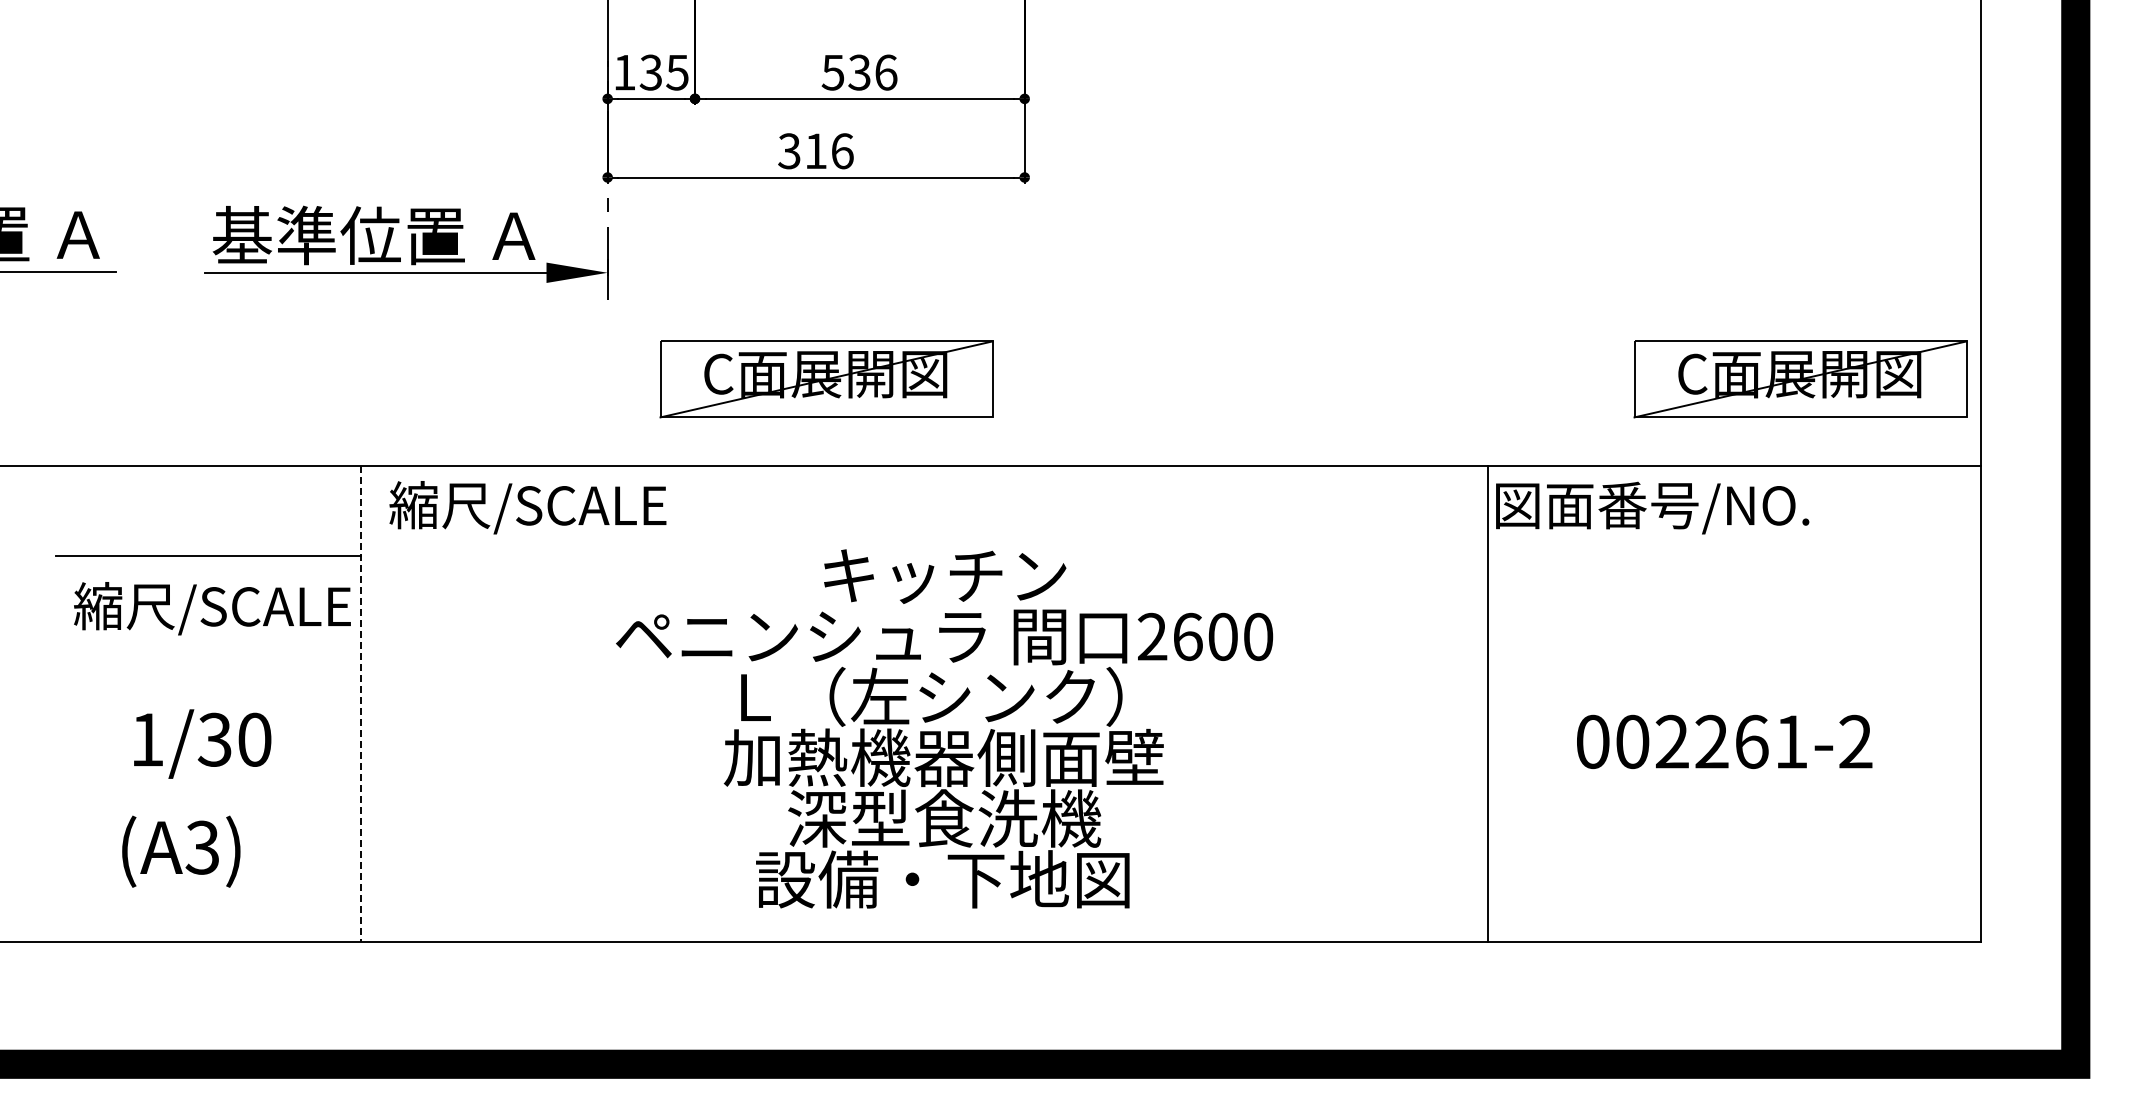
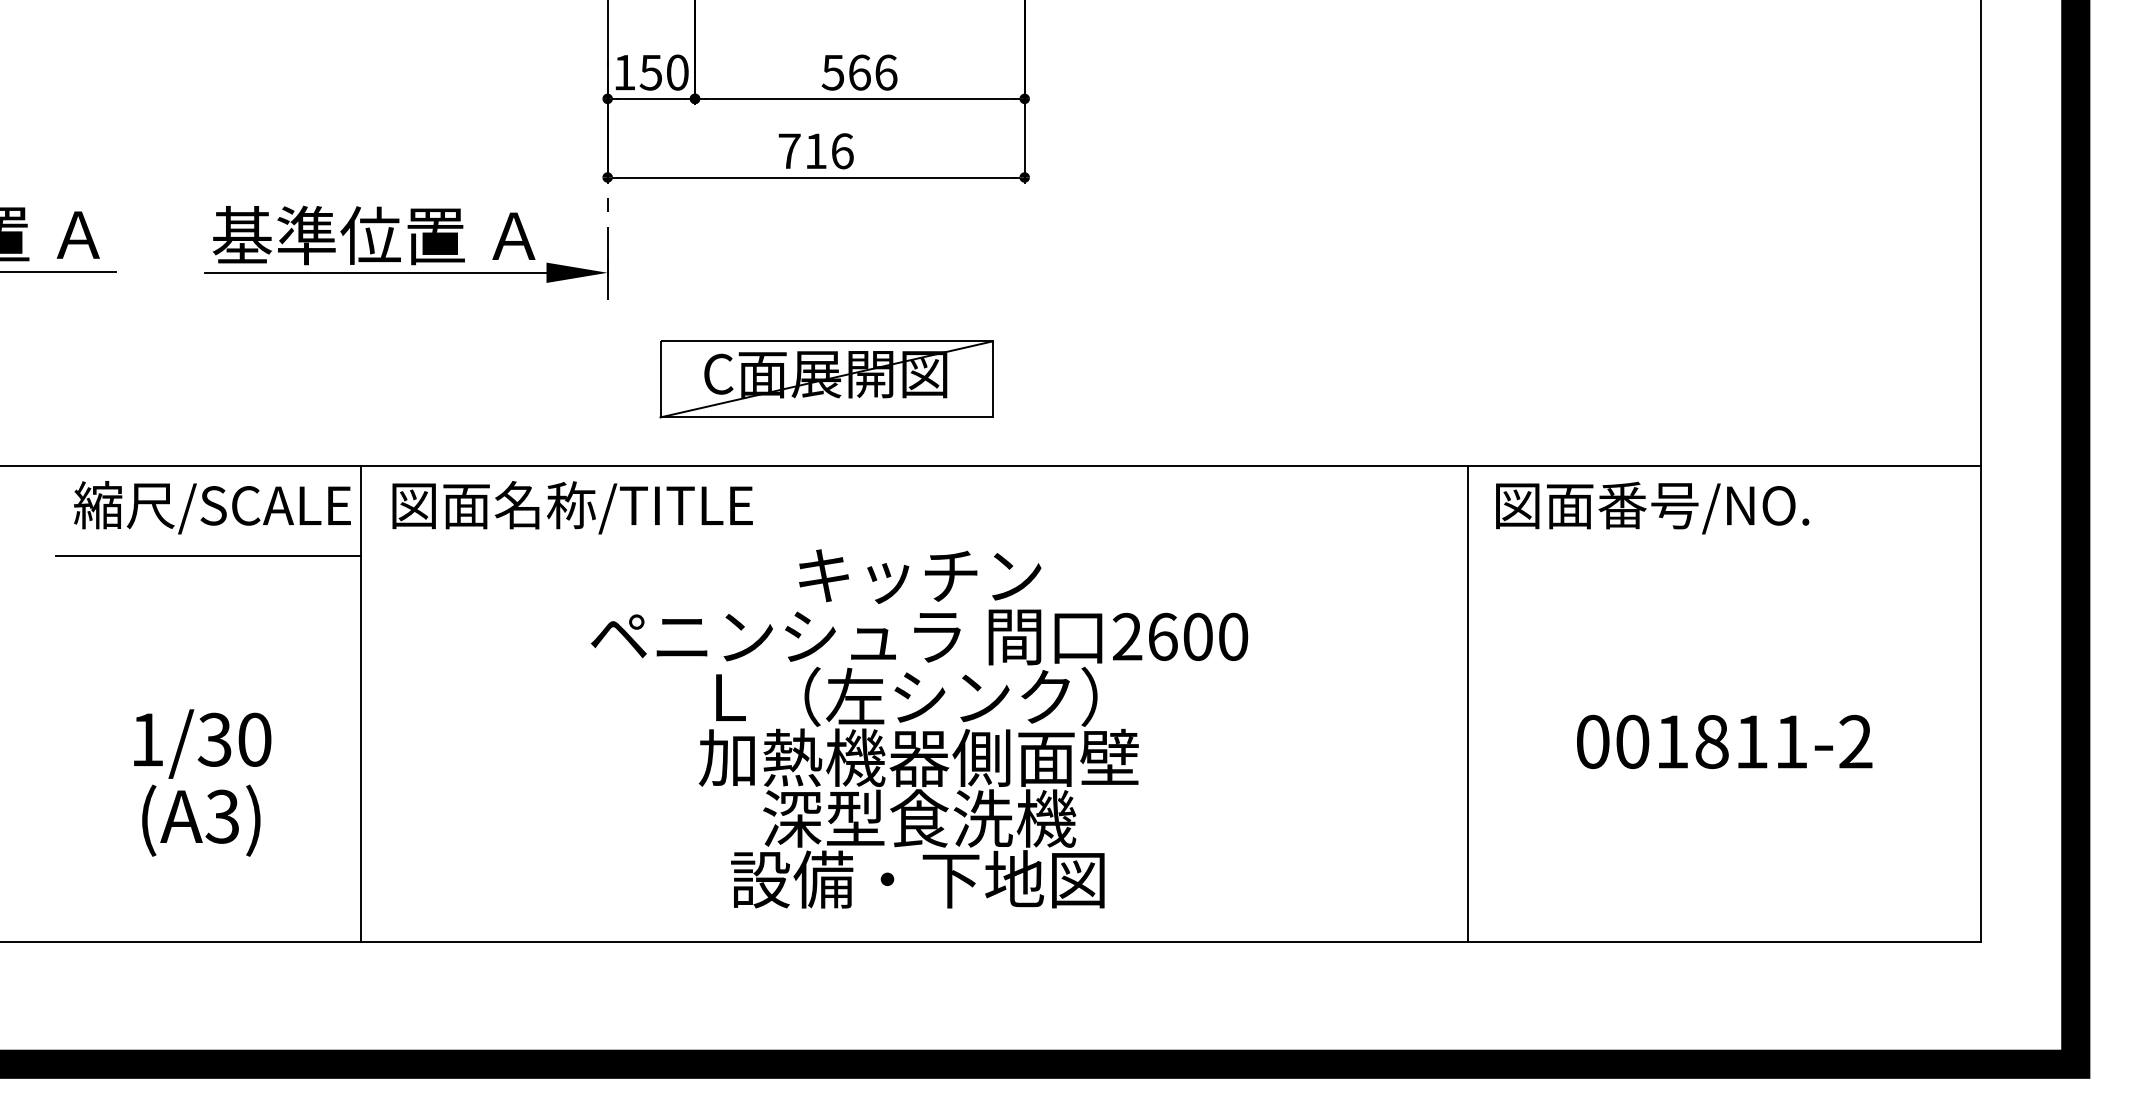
text: 135 -> 150 (663, 72)
text: 536 -> 566 (859, 72)
text: 316 -> 716 (789, 151)
part: present -> none (1800, 379)
text: 縮尺/SCALE -> 図面名称/TITLE (570, 507)
text position: (212, 608) -> (212, 507) (212, 507)
line: dashed -> solid (360, 703)
line position: (1488, 703) -> (1468, 703) (1468, 703)
text position: (944, 728) -> (919, 728) (919, 728)
text: 002261-2 -> 001811-2 (1711, 741)
text position: (181, 851) -> (201, 820) (201, 820)
